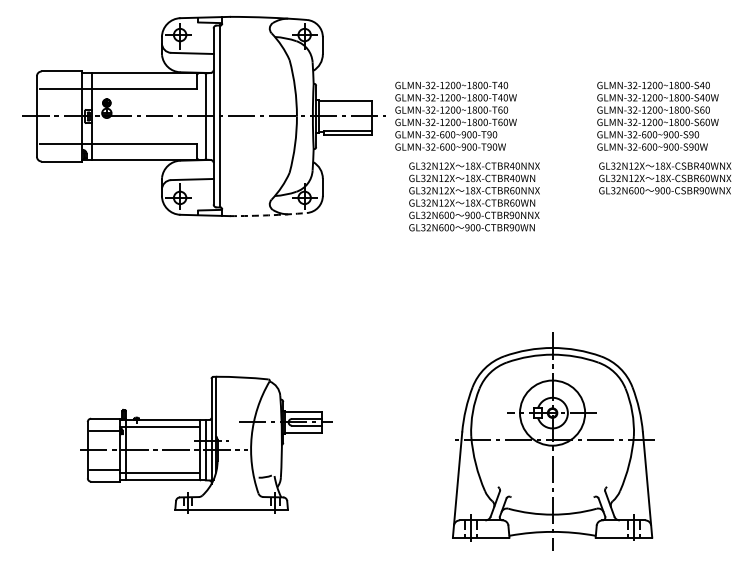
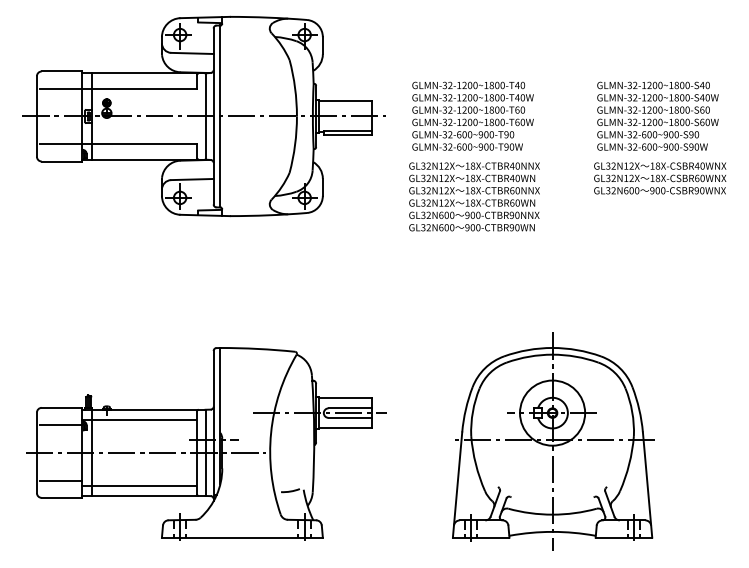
text position: (455, 115) -> (472, 115) (472, 115)
text position: (665, 178) -> (660, 178) (660, 178)
arc: dashed -> solid (268, 215)
part size: 253x139 px -> 361x194 px (206, 443)
